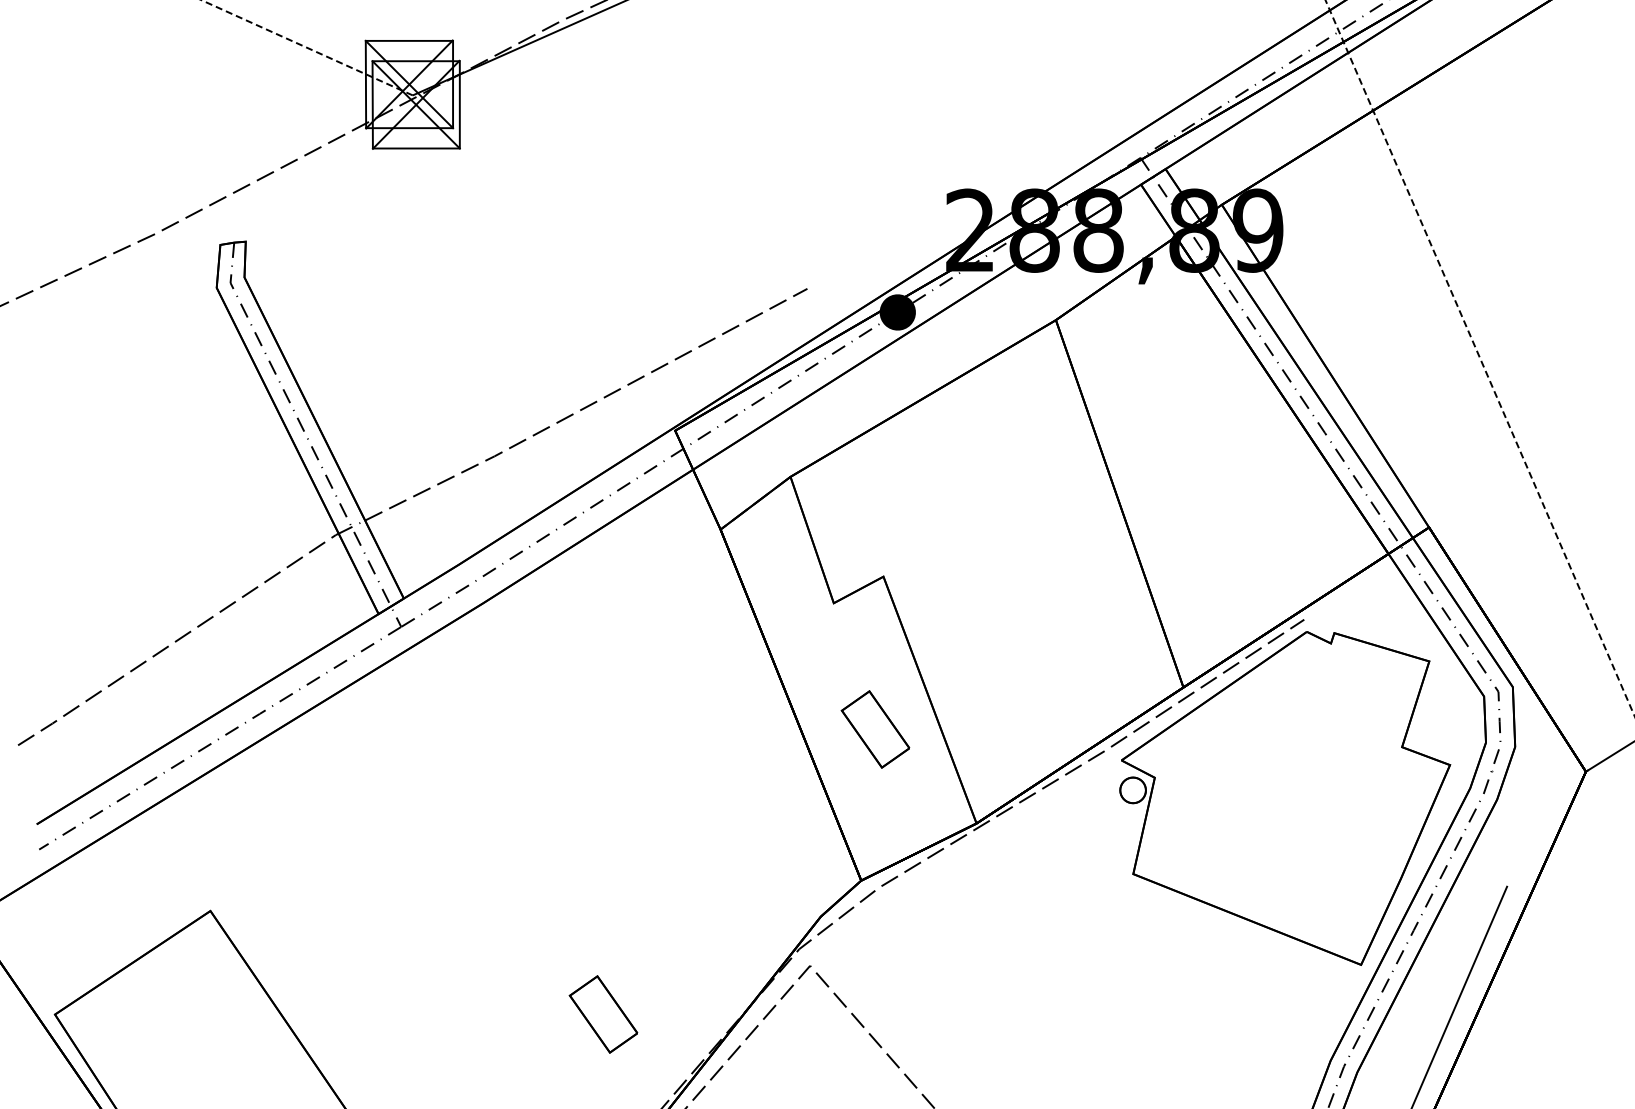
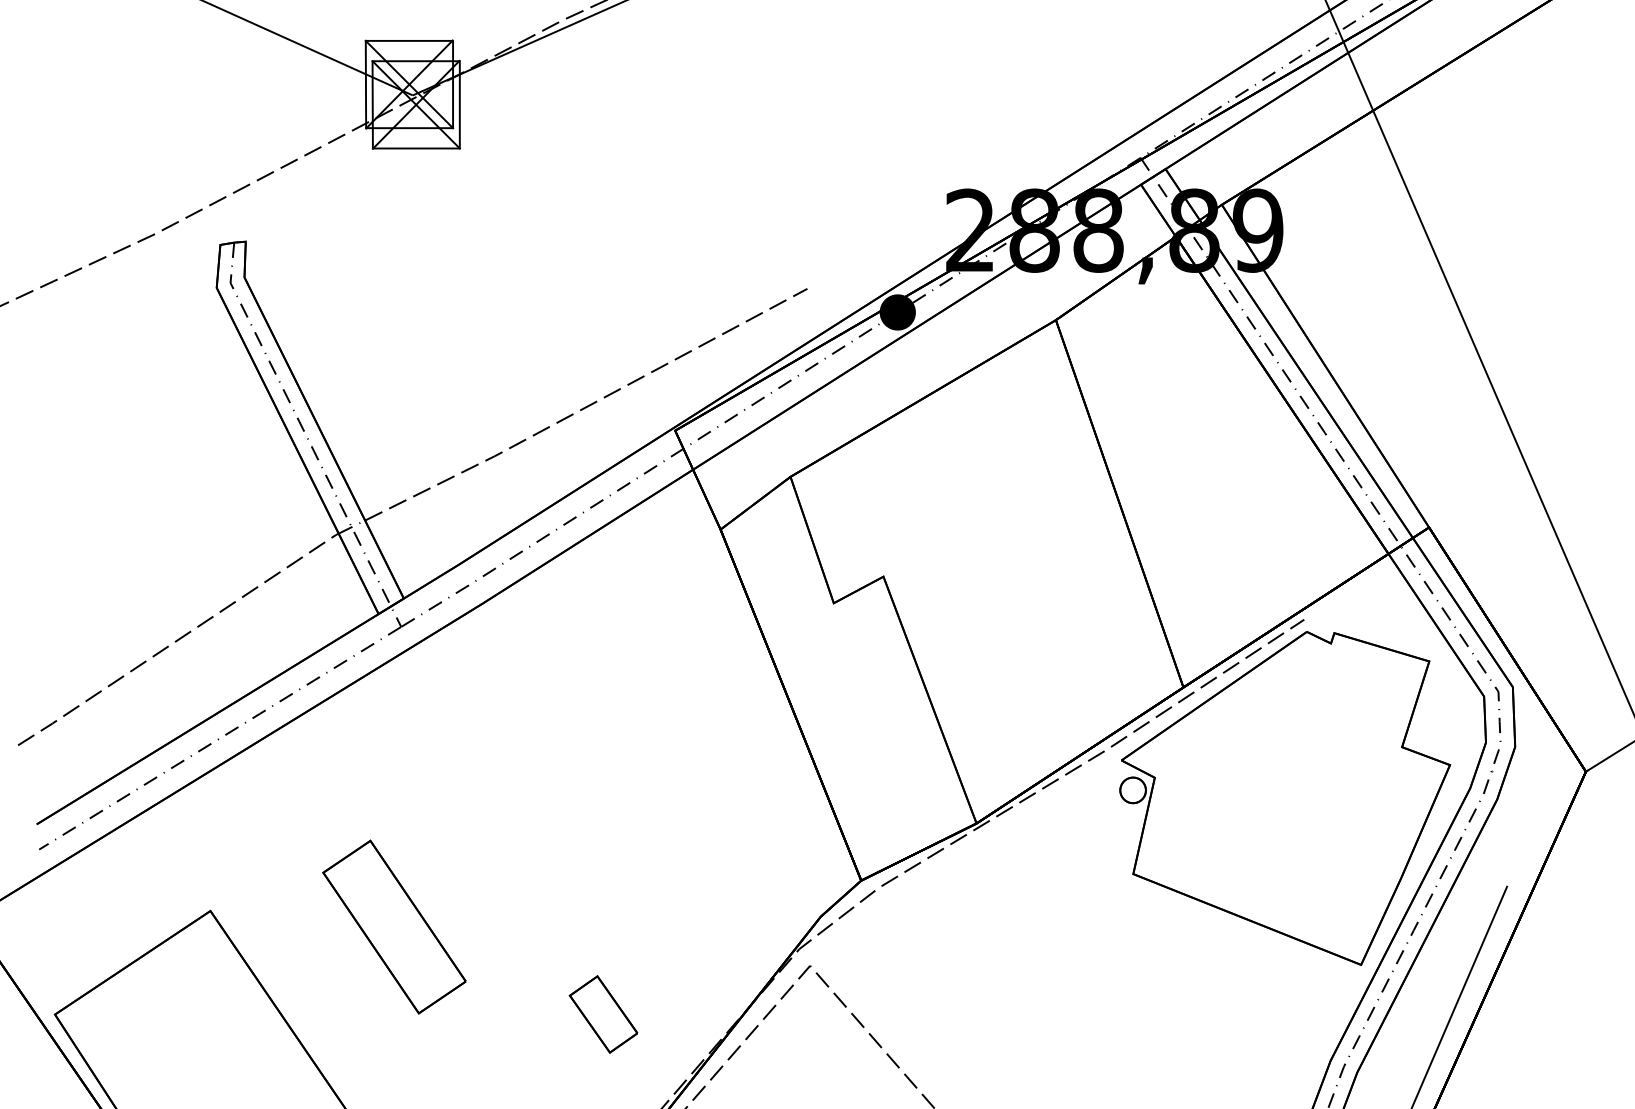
line: dashed -> solid (307, 47)
line: dashed -> solid (1480, 358)
part: present -> none (875, 729)
part: none -> present (394, 926)
